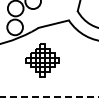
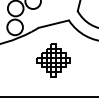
part position: (42, 60) -> (53, 60) (53, 60)
line: dashed -> solid (49, 96)
